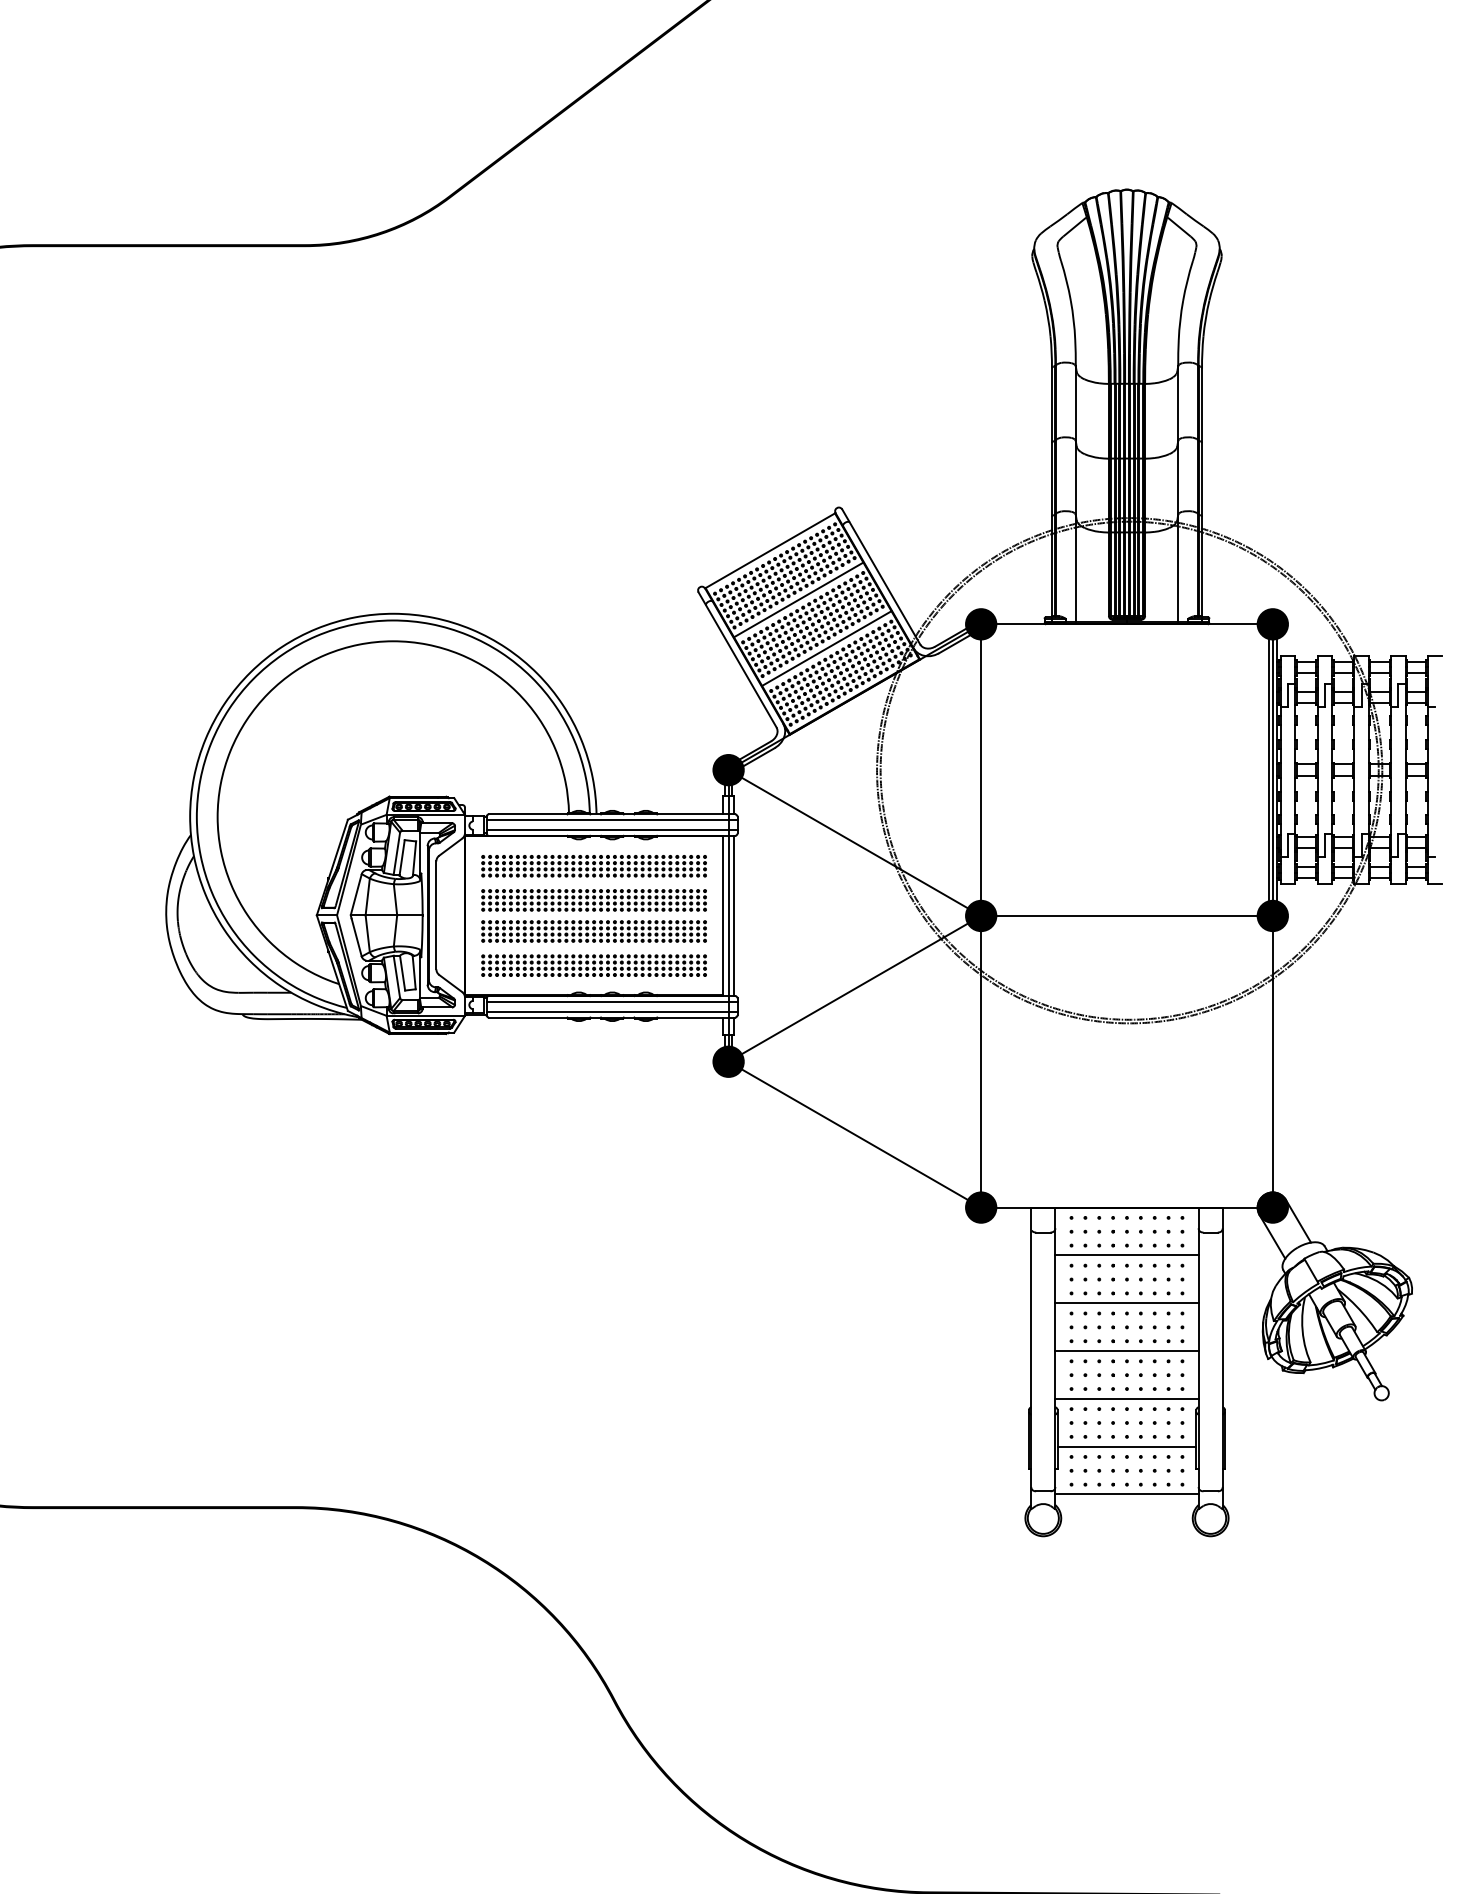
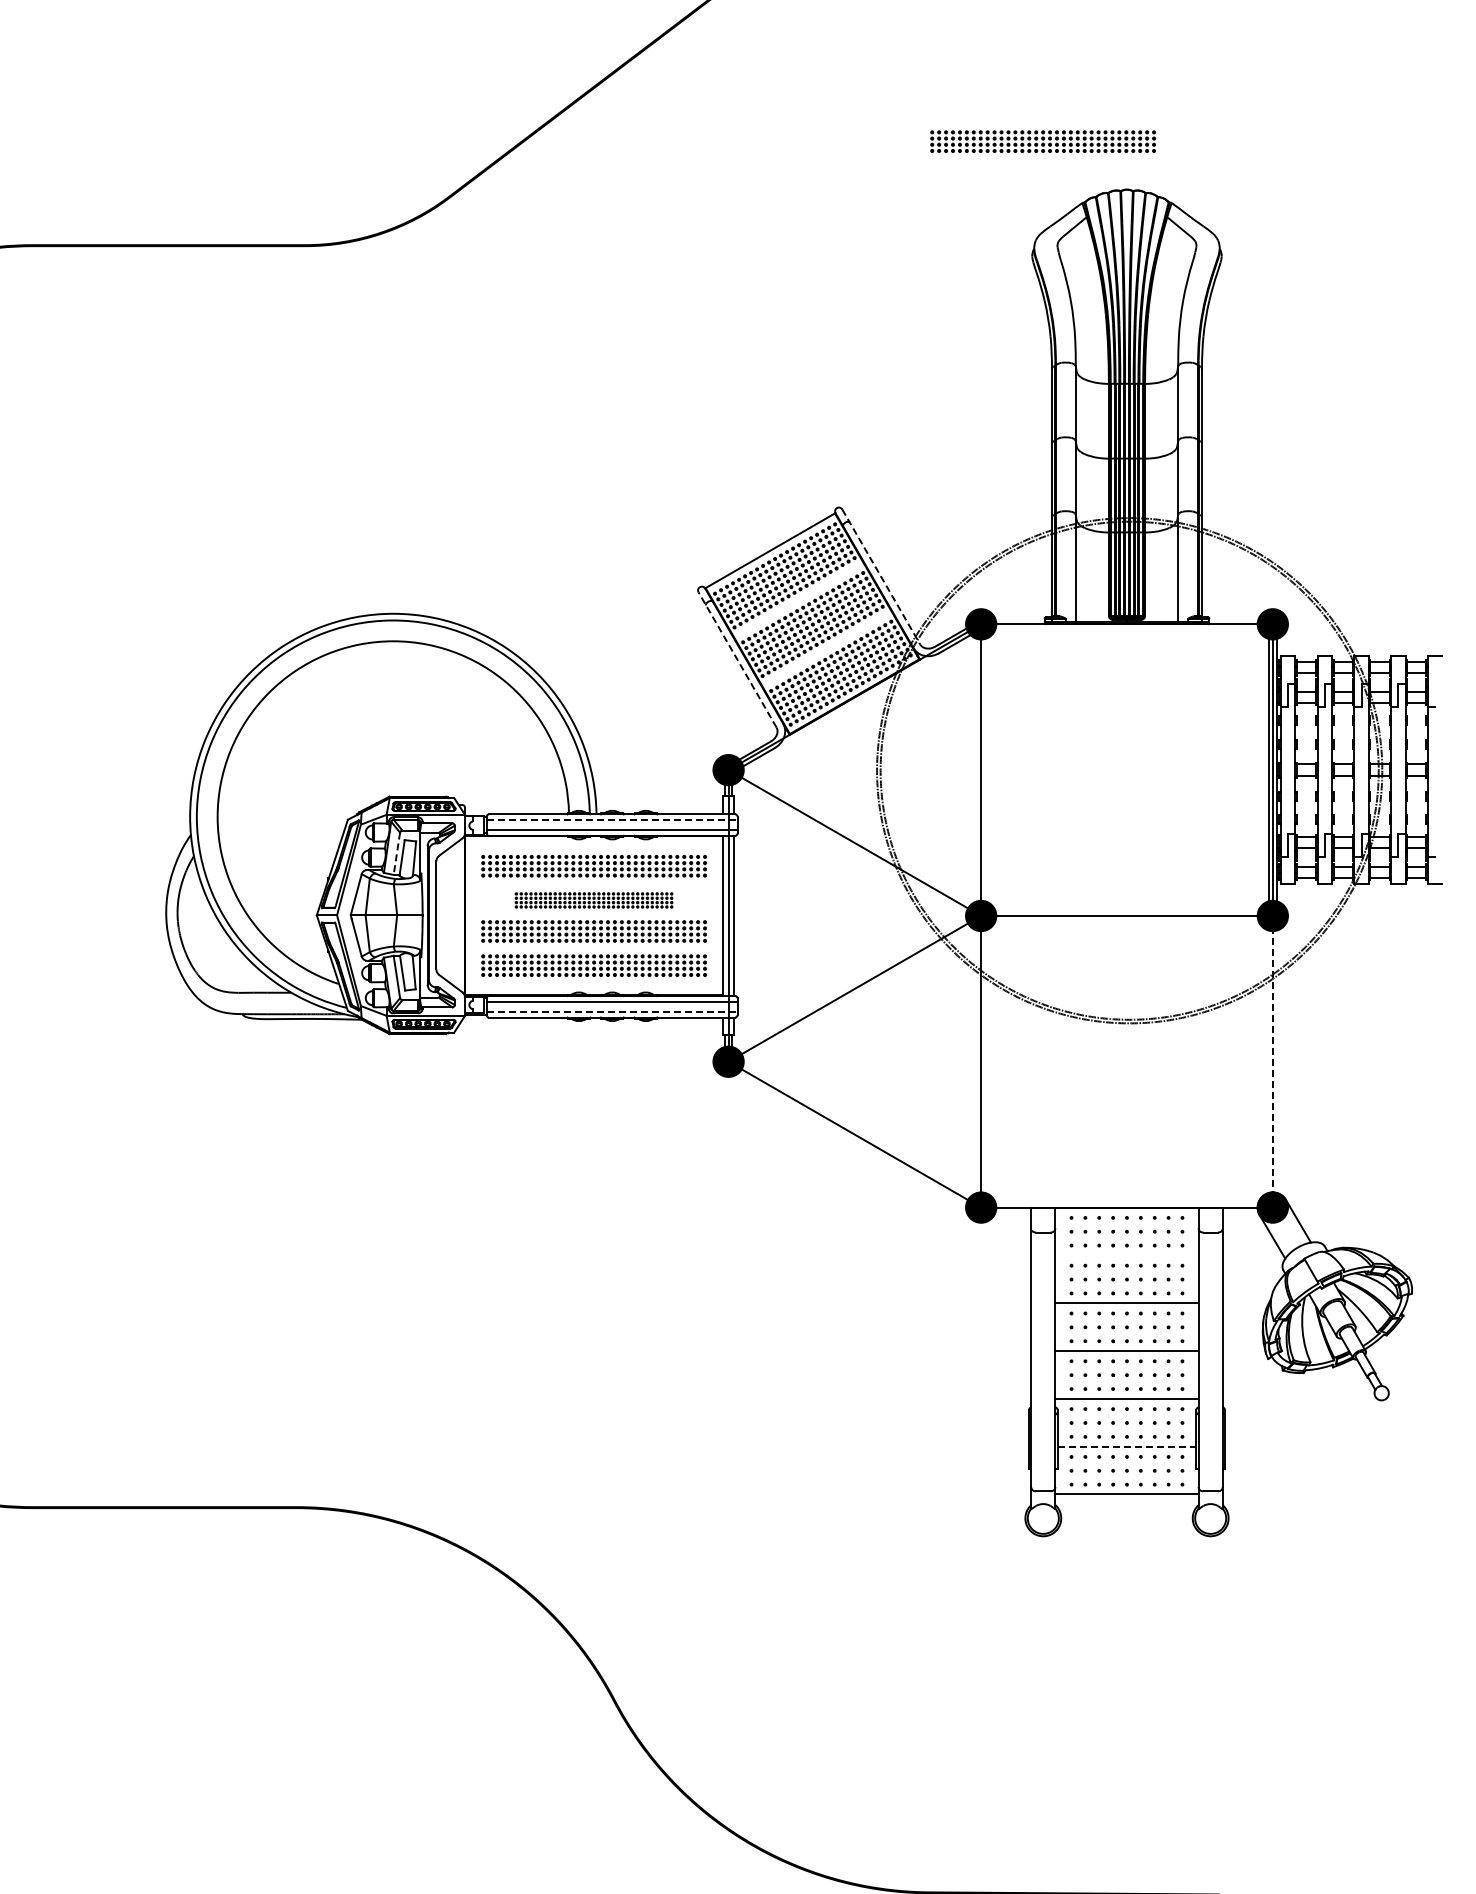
part: none -> present (1042, 141)
line: solid -> dashed (881, 577)
line: present -> none (798, 599)
line: present -> none (826, 648)
line: solid -> dashed (737, 659)
line: solid -> dashed (612, 820)
line: solid -> dashed (396, 854)
part size: 226x23 px -> 160x17 px (593, 900)
line: solid -> dashed (612, 1011)
line: solid -> dashed (1272, 1061)
line: present -> none (1126, 1255)
line: solid -> dashed (1127, 1446)
